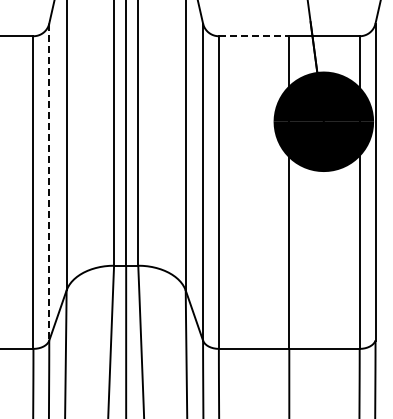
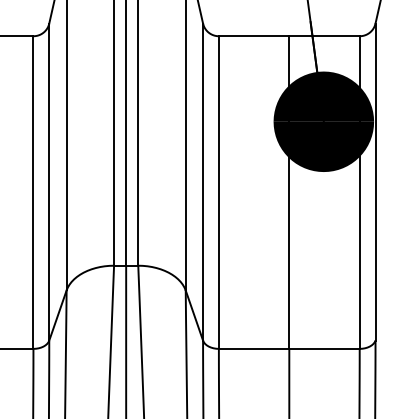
line: dashed -> solid (254, 36)
line: dashed -> solid (49, 182)
